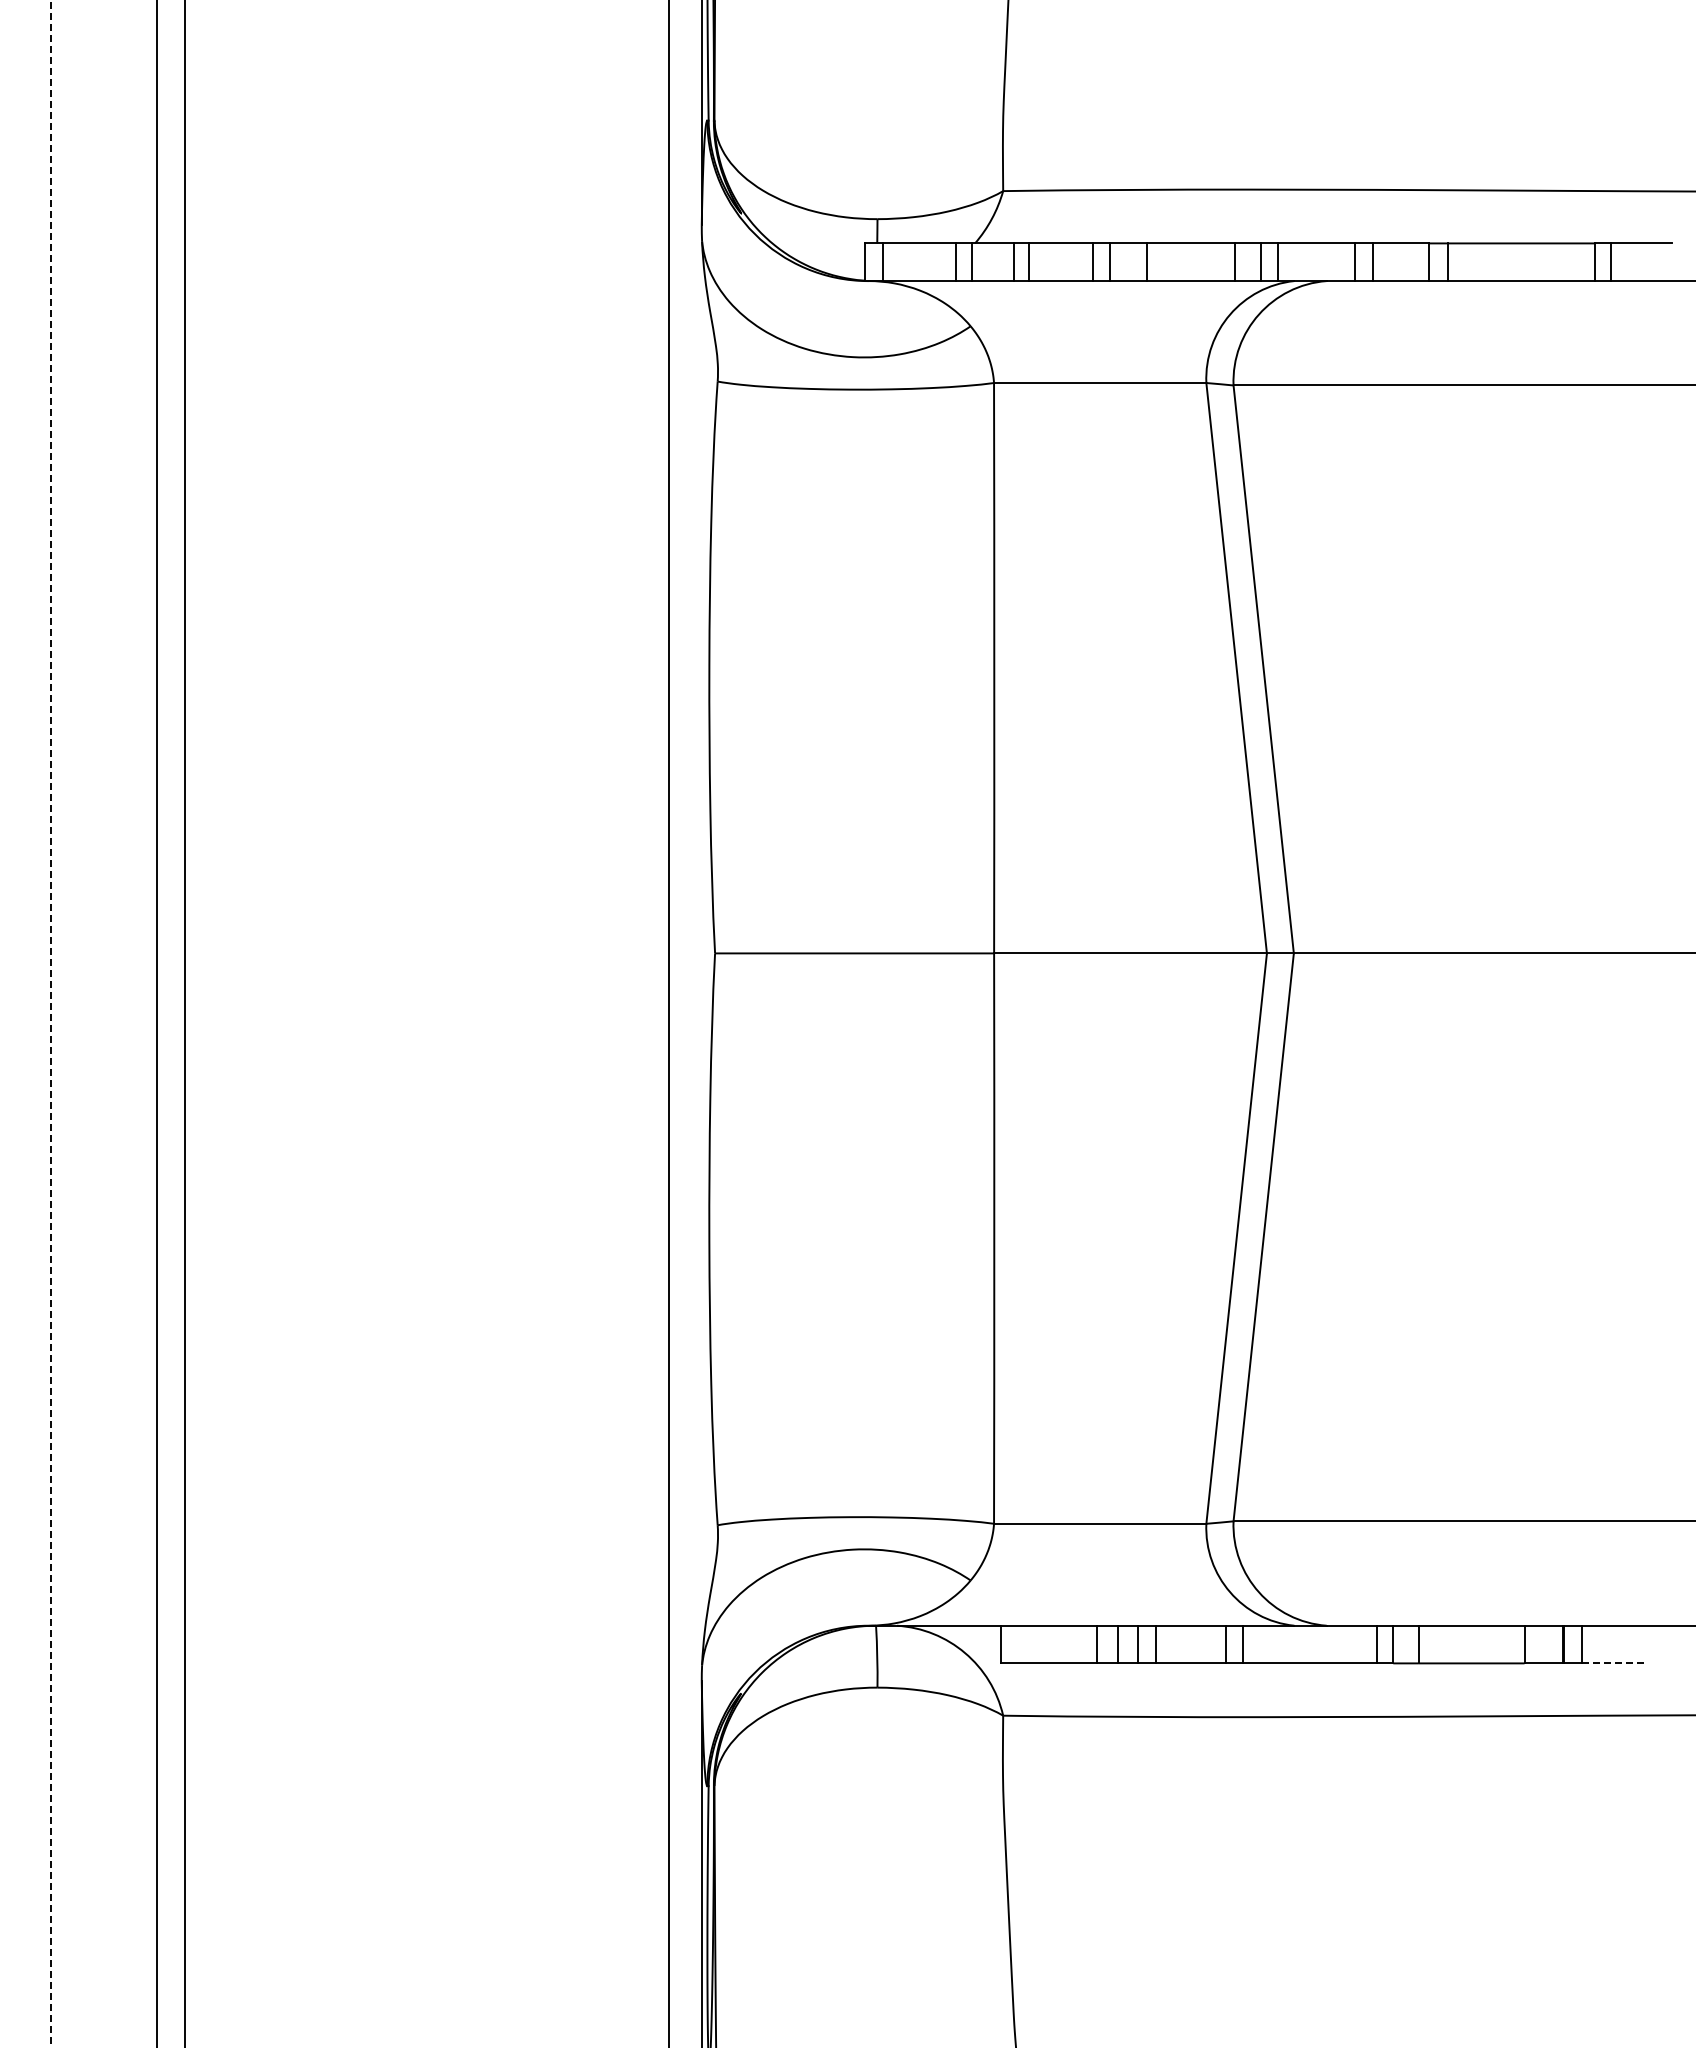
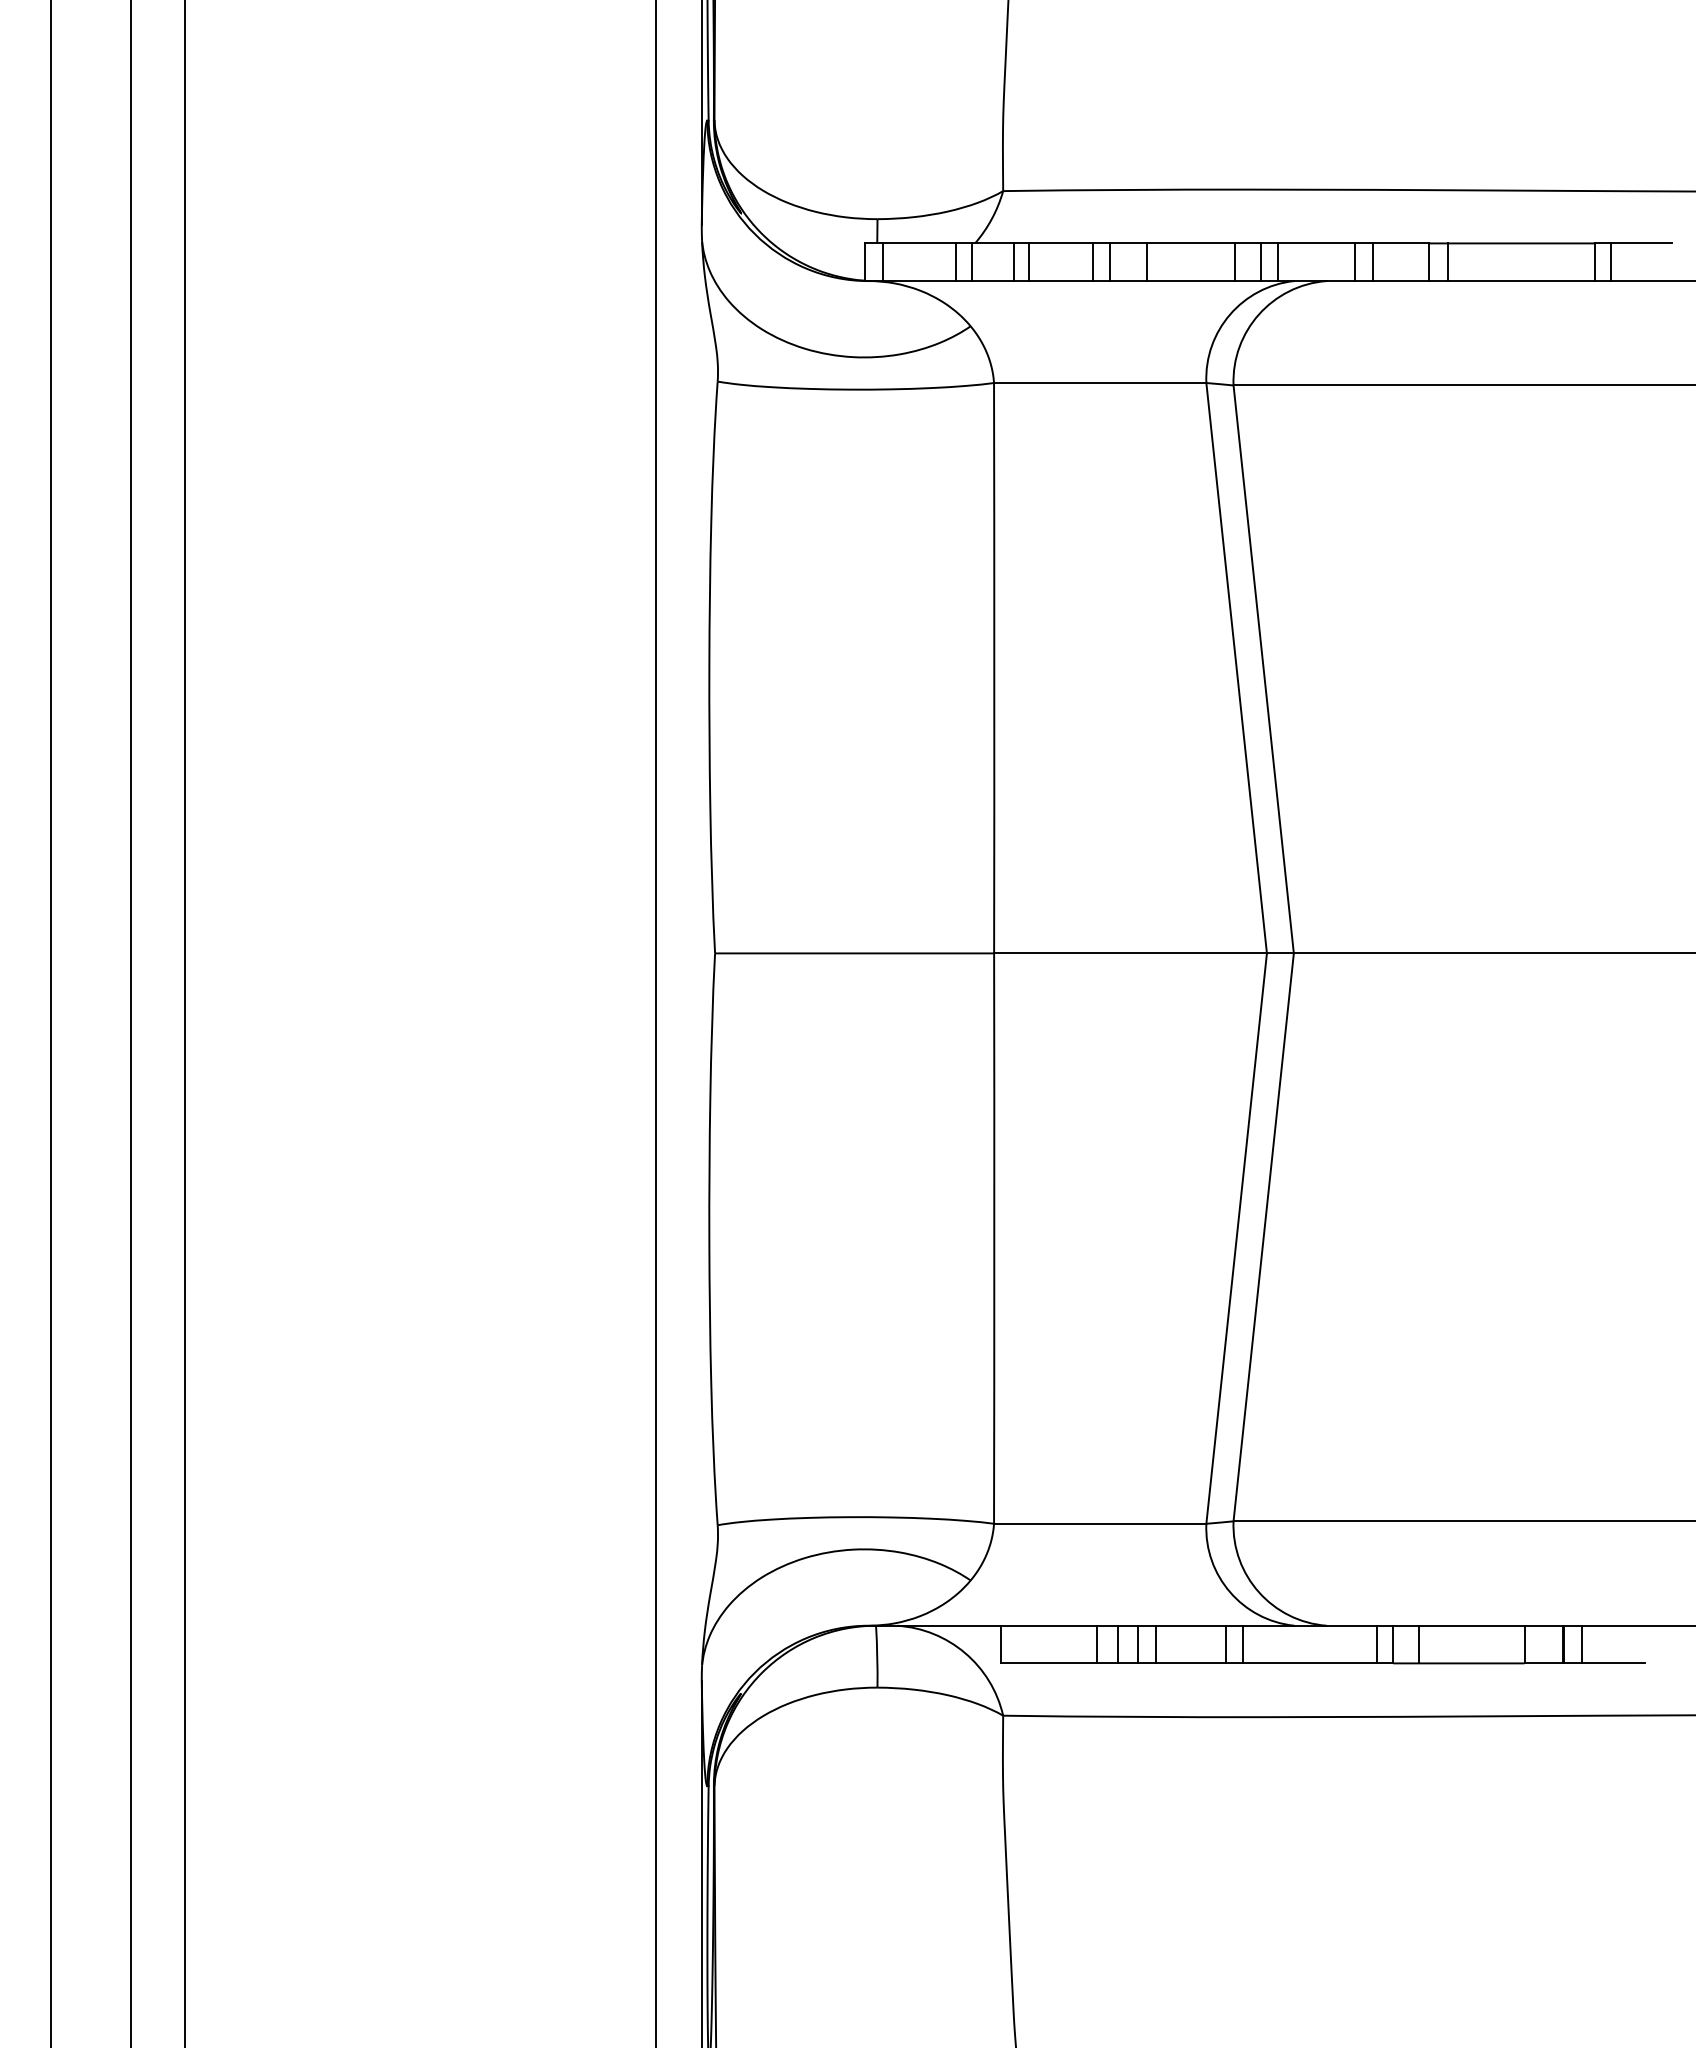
line: dashed -> solid (50, 1023)
line position: (157, 1023) -> (131, 1023) (131, 1023)
line position: (668, 1023) -> (655, 1023) (655, 1023)
line: dashed -> solid (1613, 1663)
